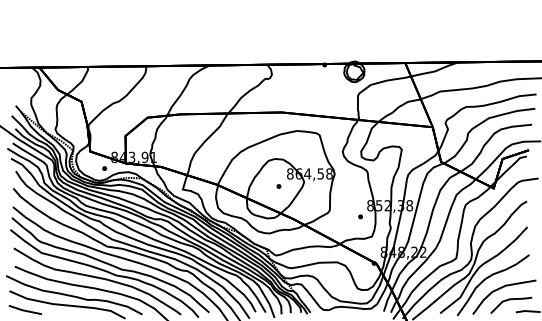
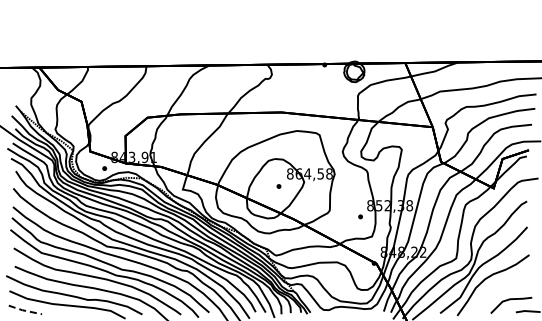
curve: present -> none (500, 289)
line: solid -> dashed (24, 310)
